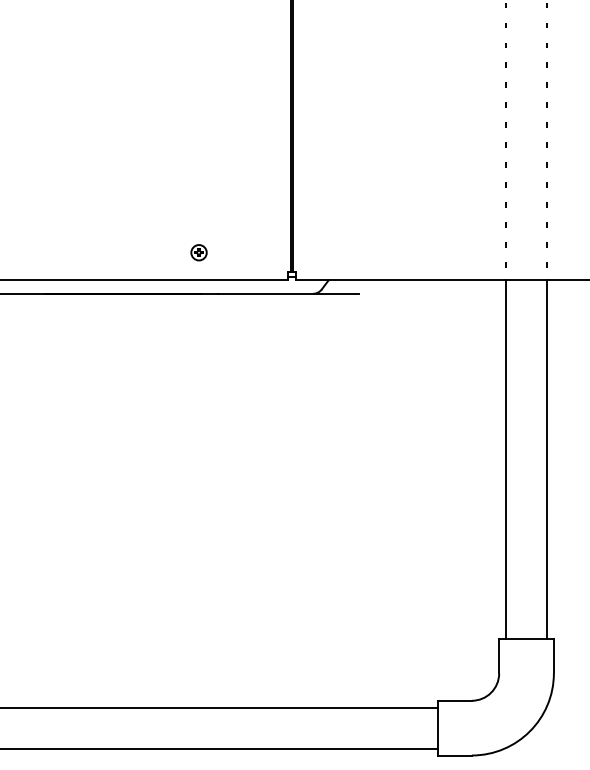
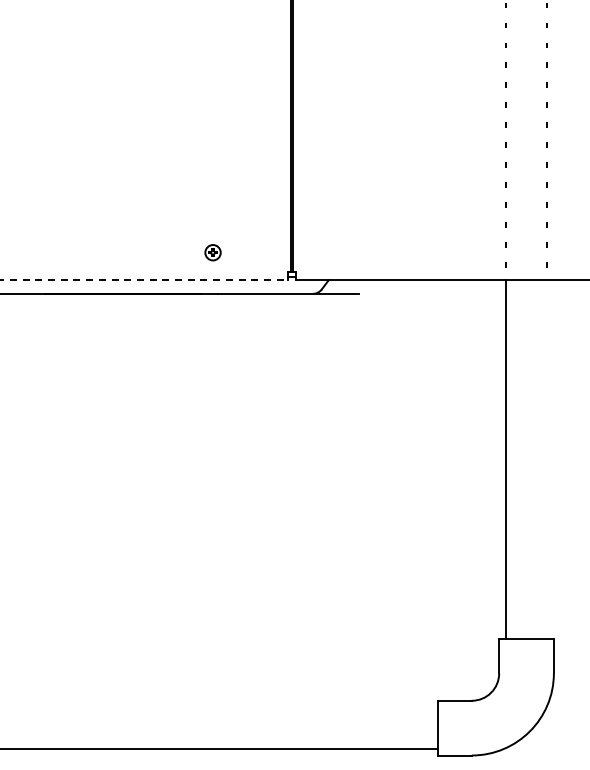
part position: (198, 252) -> (212, 252) (212, 252)
line: solid -> dashed (144, 279)
line: present -> none (547, 459)
line: present -> none (219, 707)
